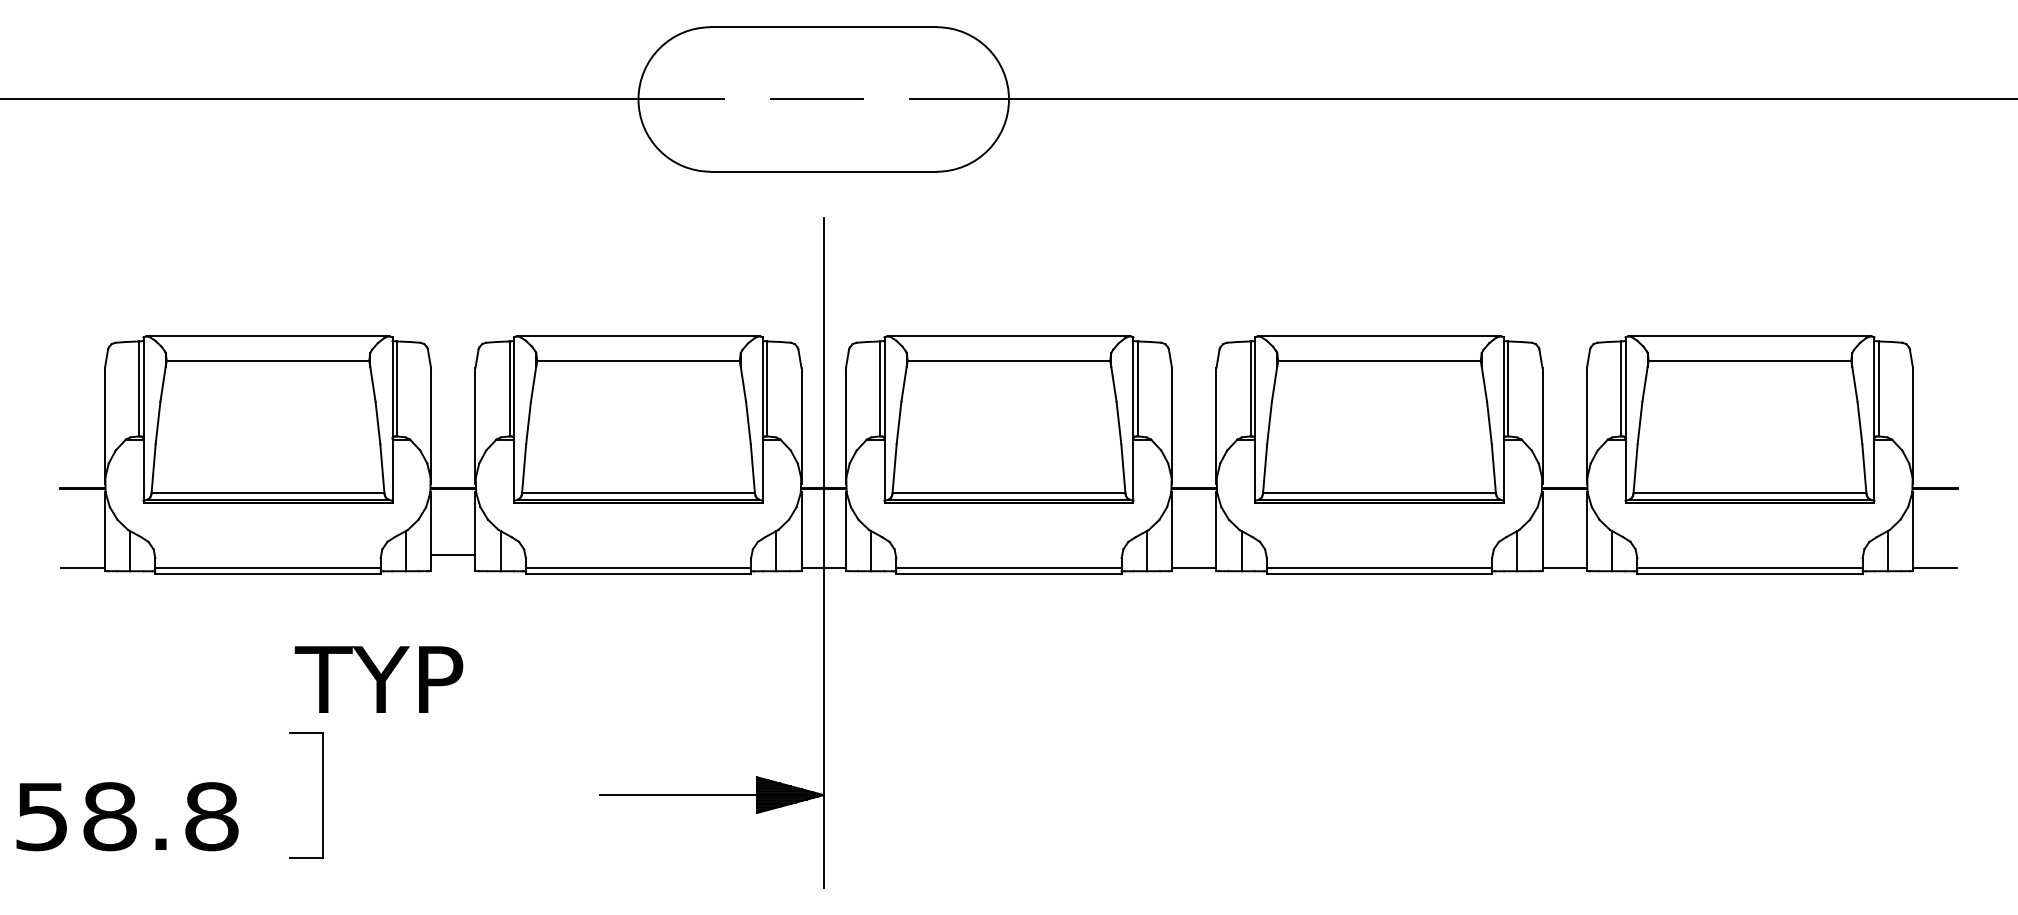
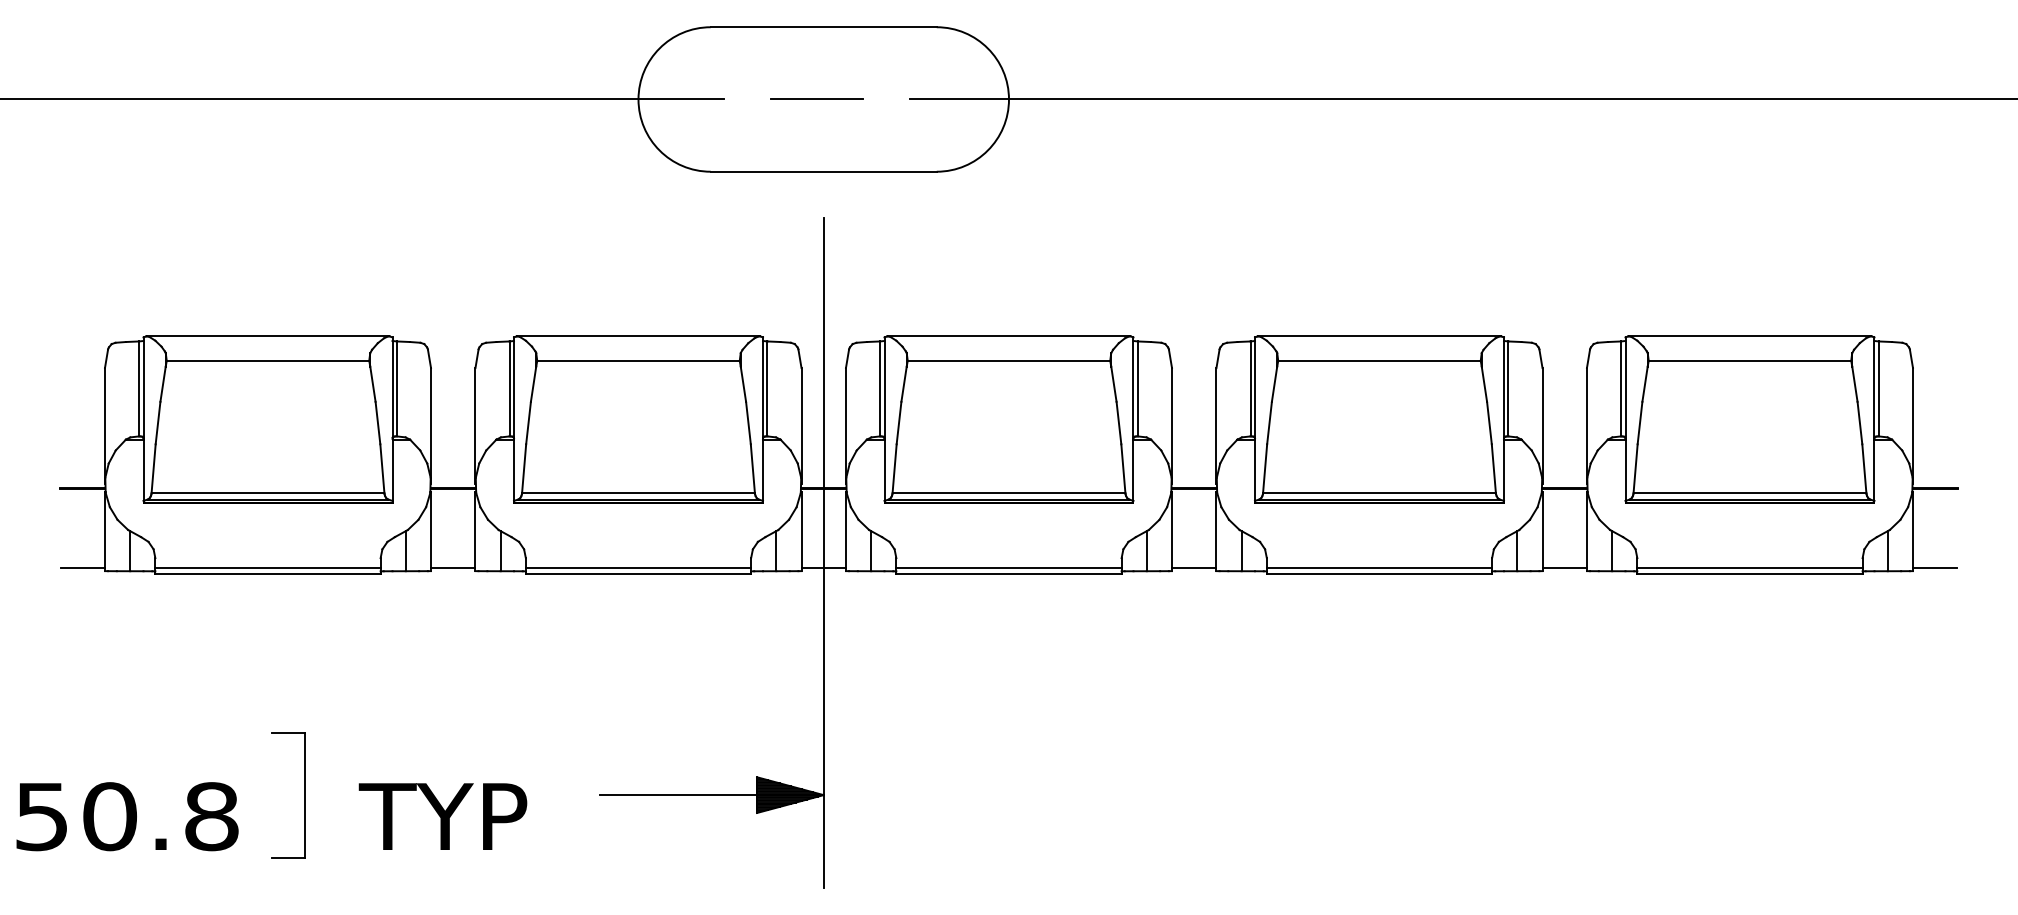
line position: (453, 554) -> (453, 567) (453, 567)
text position: (378, 679) -> (442, 816) (442, 816)
part position: (322, 795) -> (304, 795) (304, 795)
text: 58.8 -> 50.8 (109, 816)
